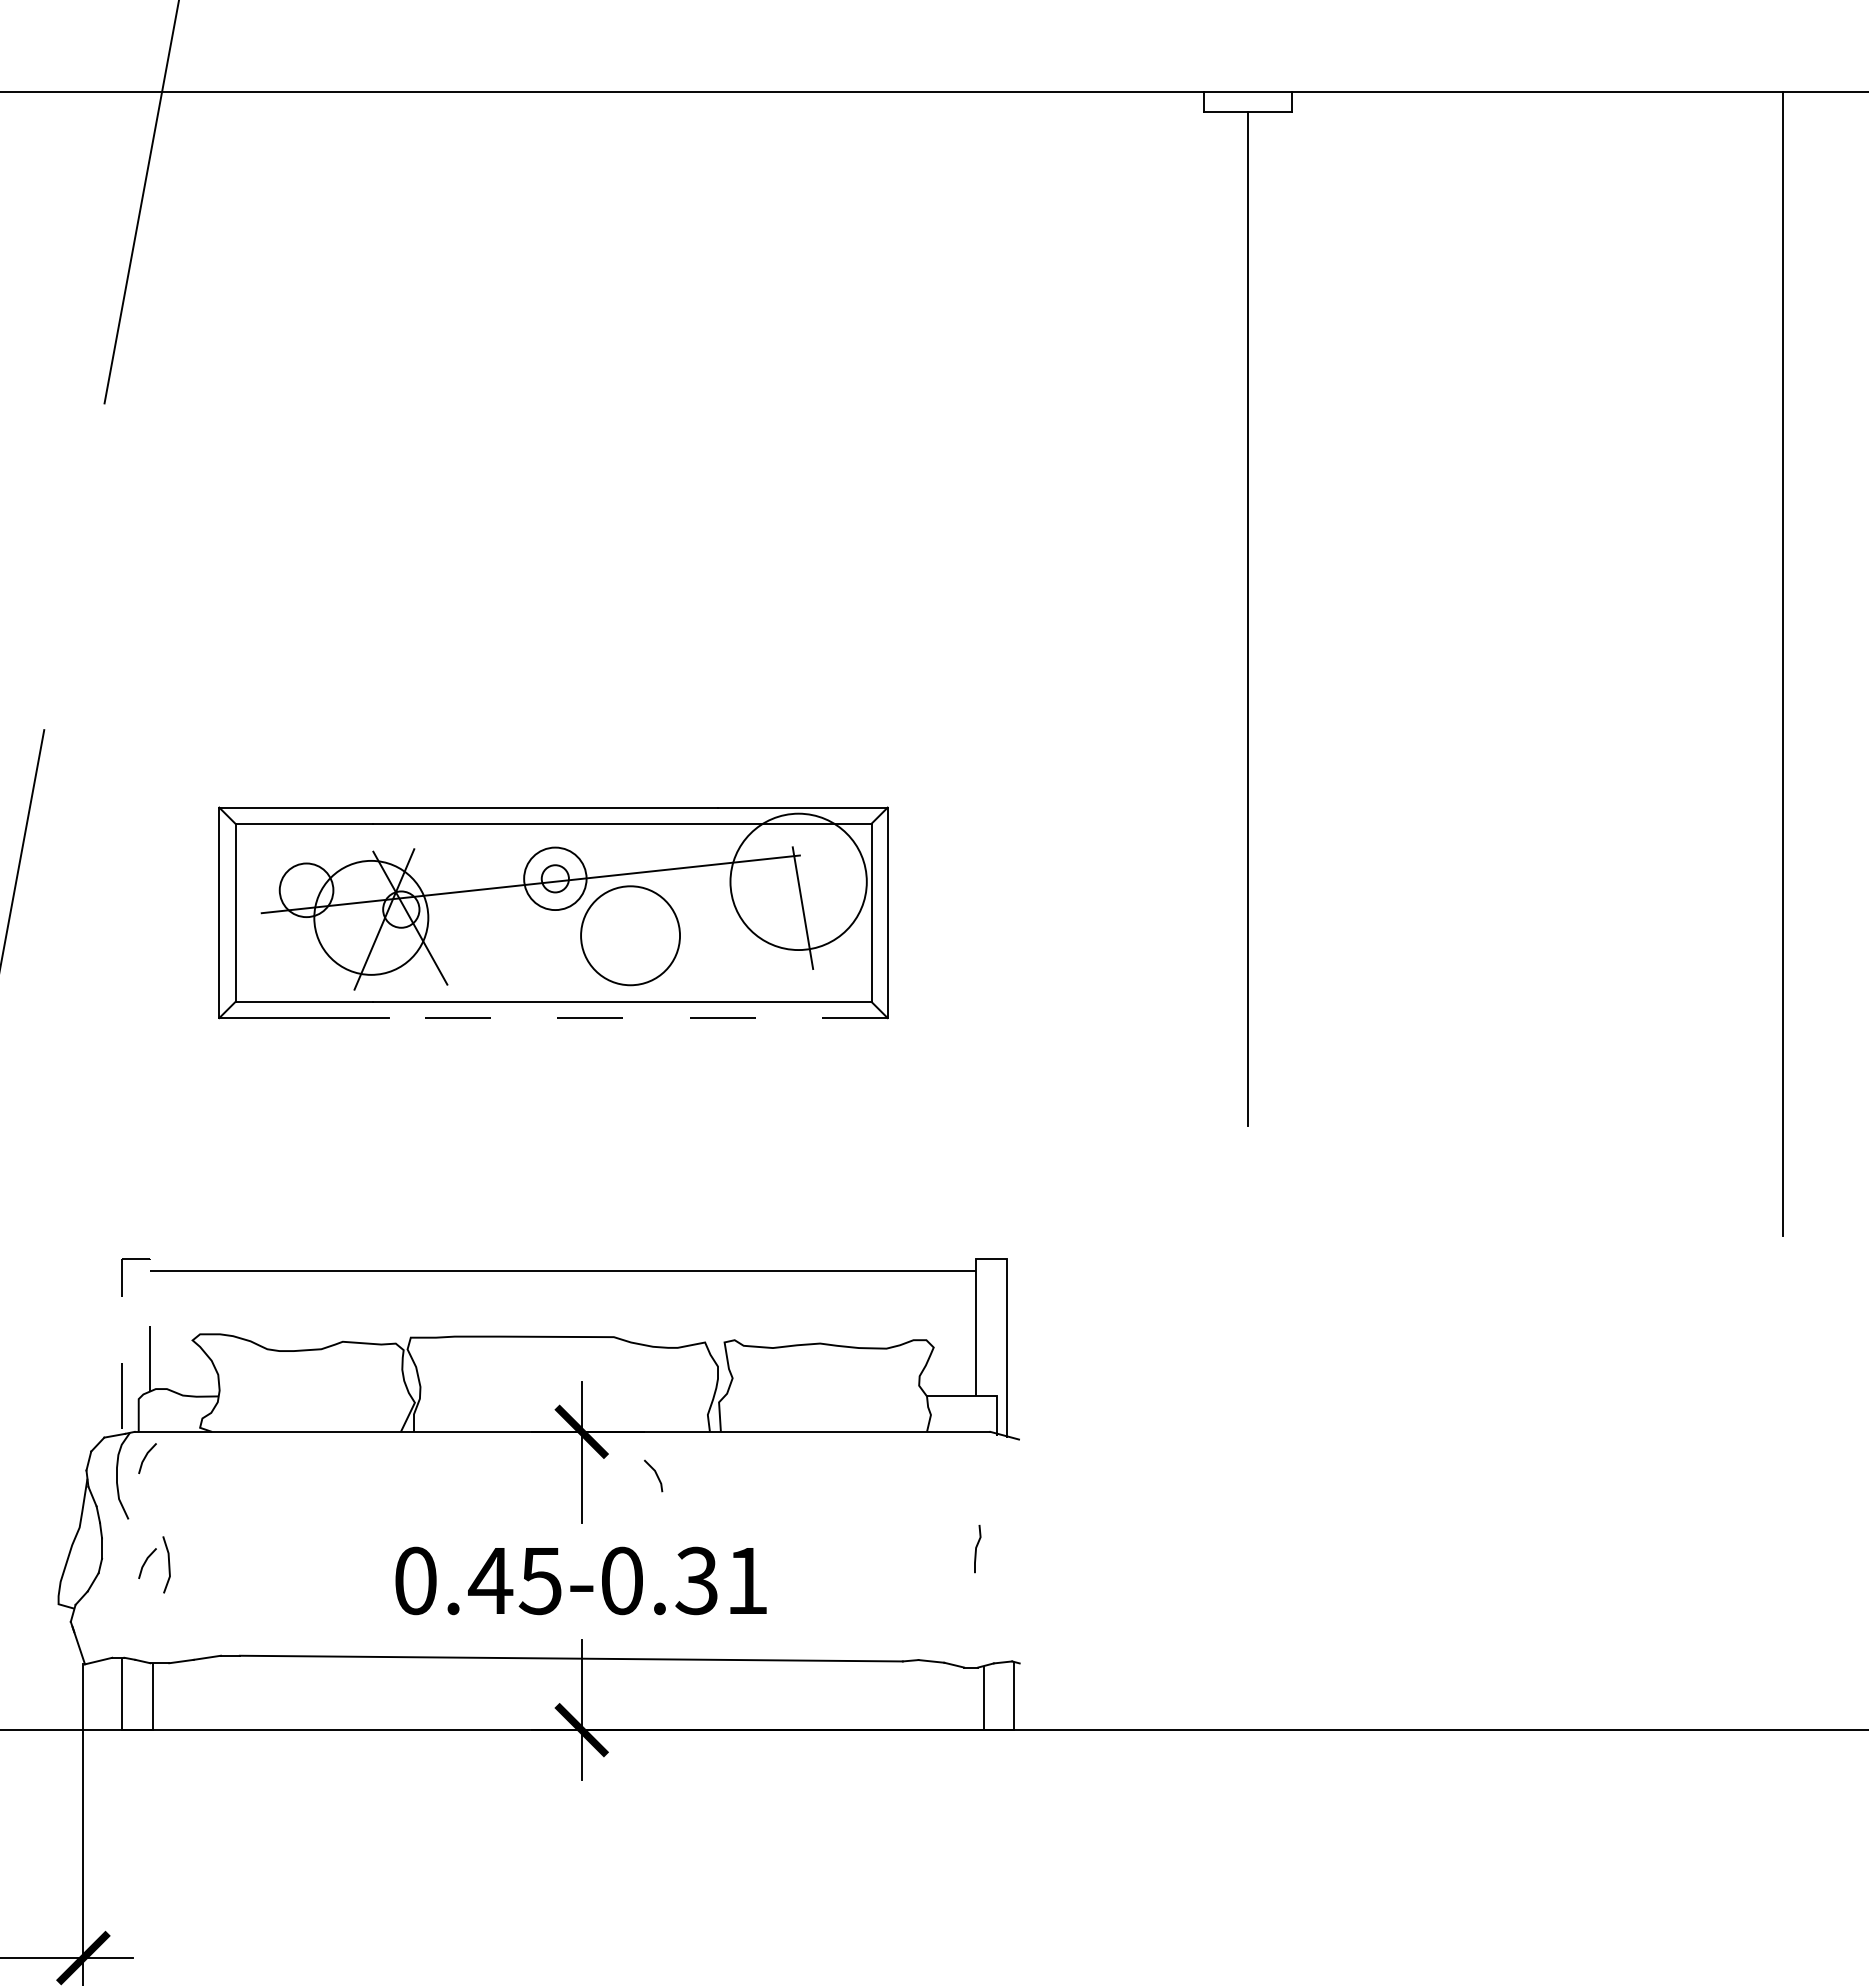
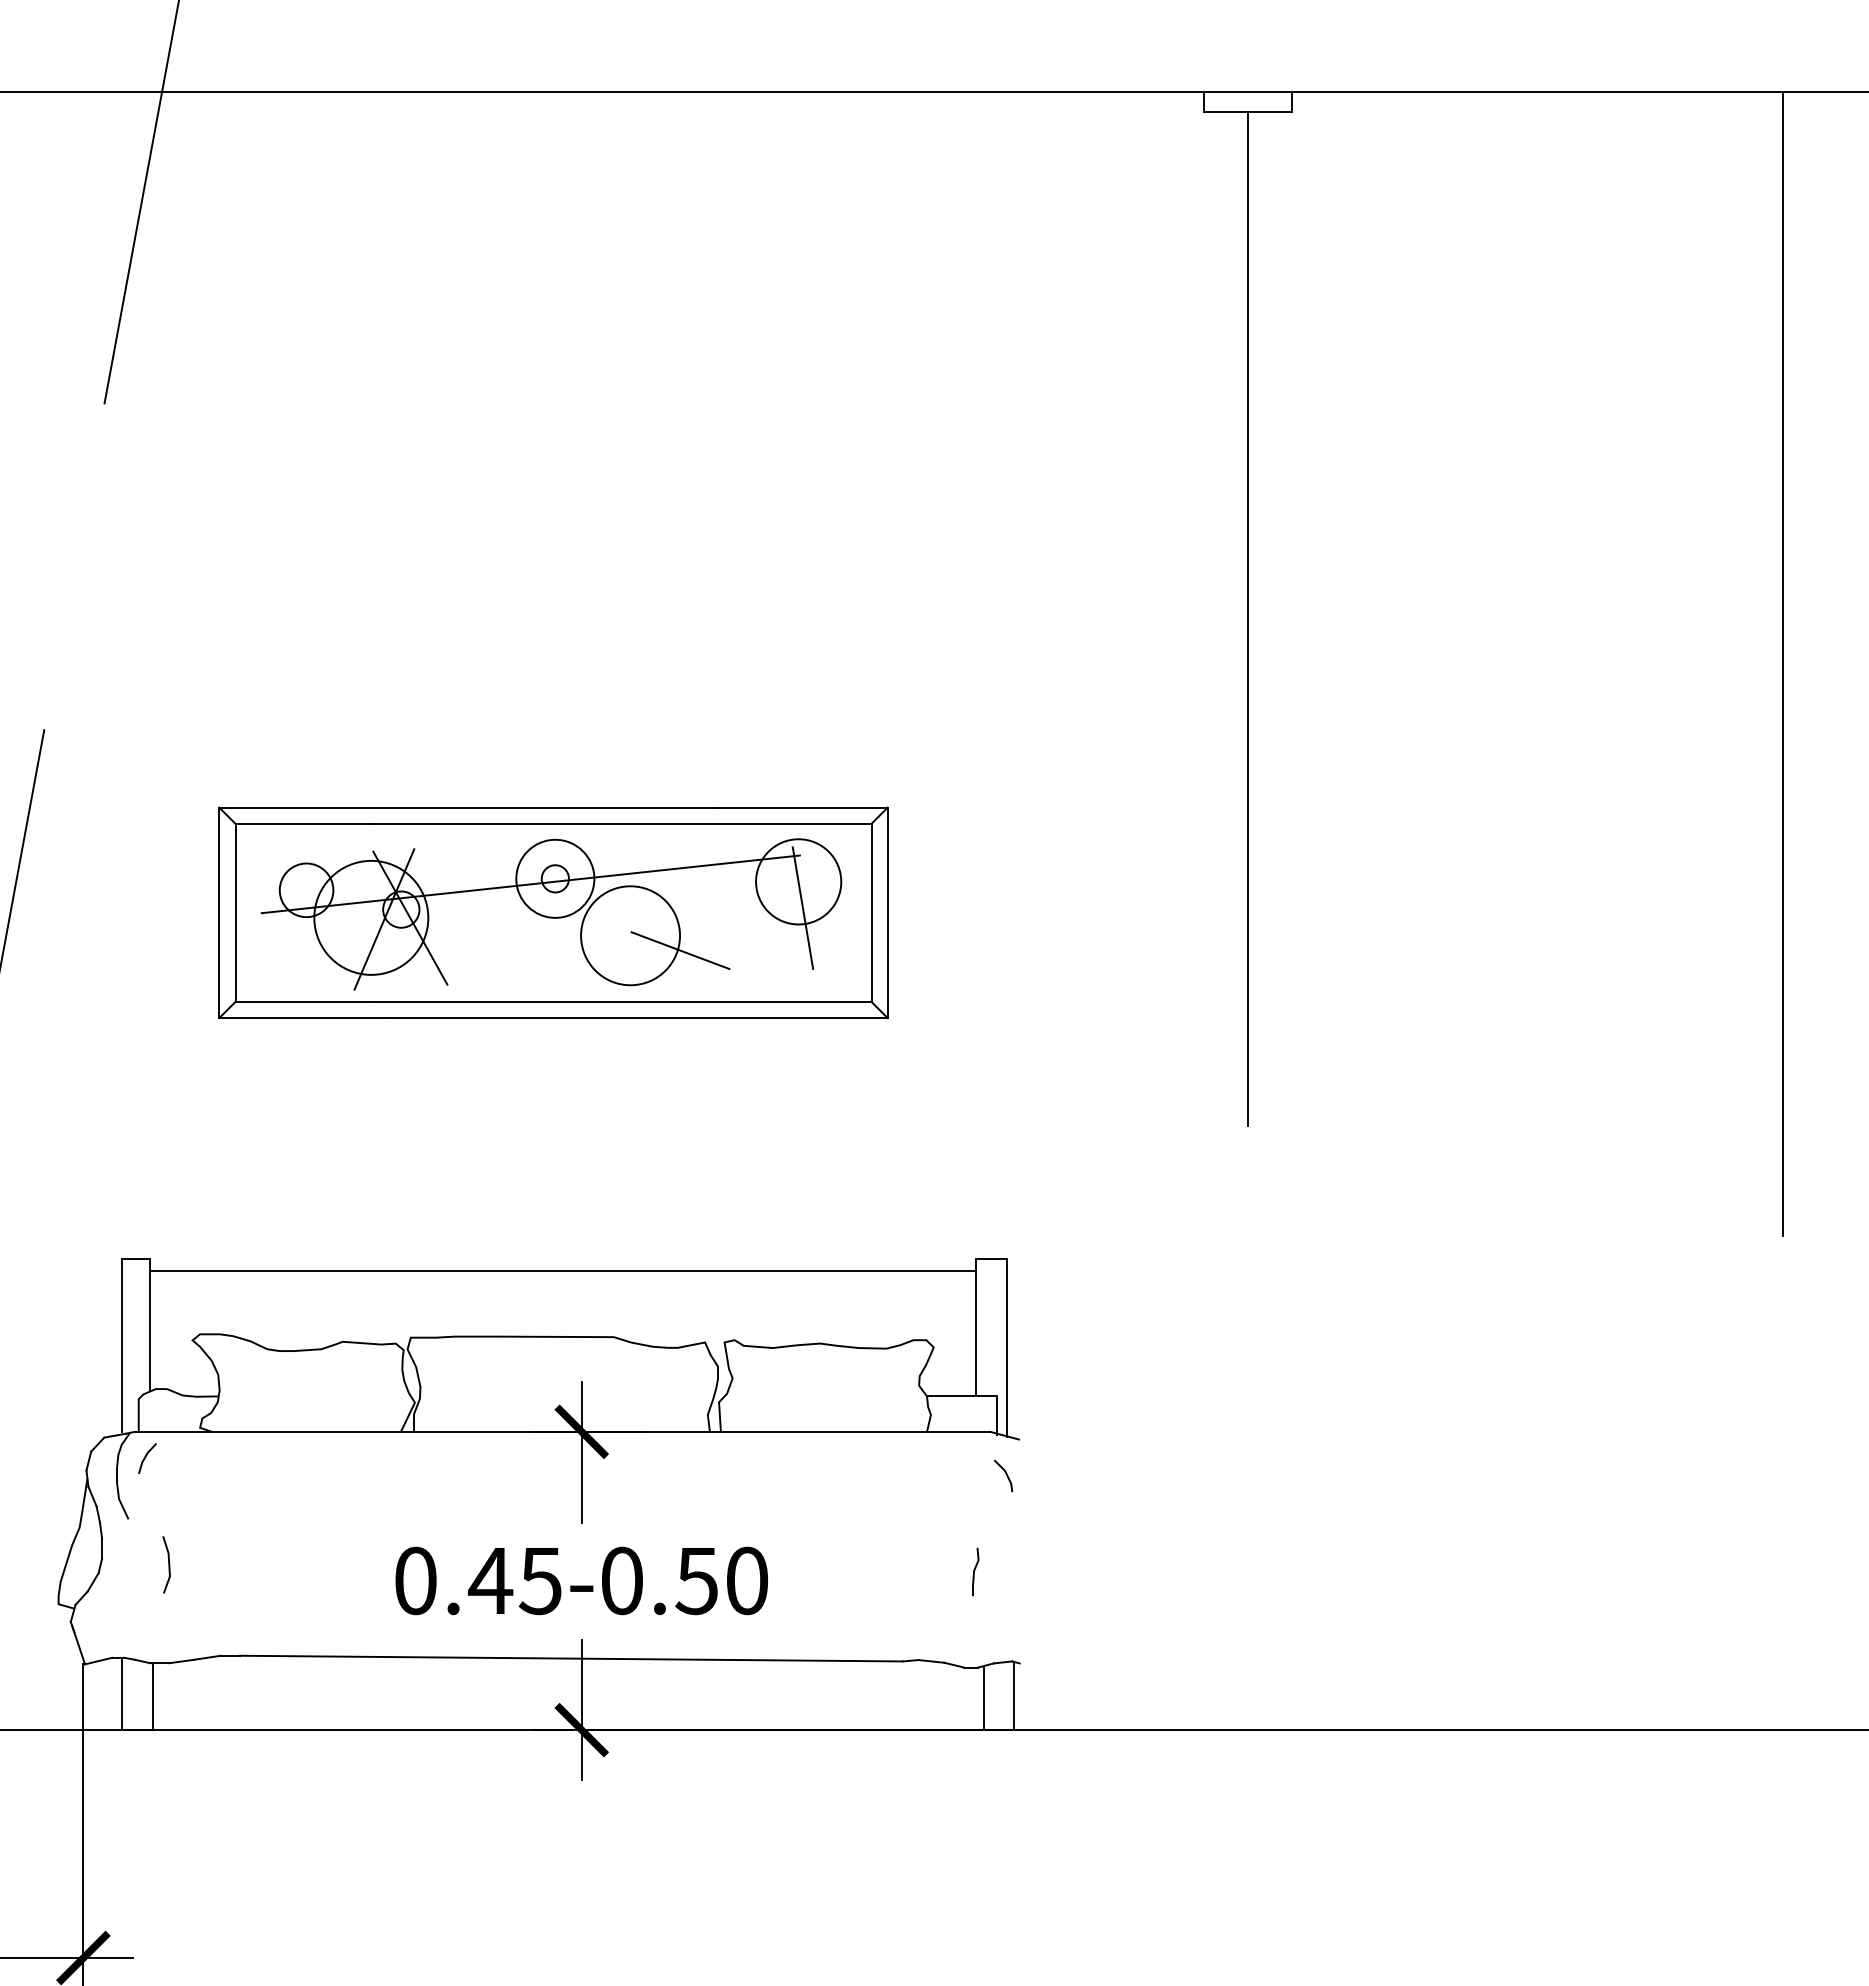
circle diameter: 62 px -> 78 px (555, 878)
circle diameter: 136 px -> 85 px (798, 881)
line: none -> present (680, 950)
line: dashed -> solid (638, 1018)
line: dashed -> solid (122, 1265)
line position: (655, 1474) -> (1005, 1474) (1005, 1474)
line position: (976, 1549) -> (974, 1572) (974, 1572)
line: present -> none (146, 1562)
text: 0.45-0.31 -> 0.45-0.50 (721, 1580)
